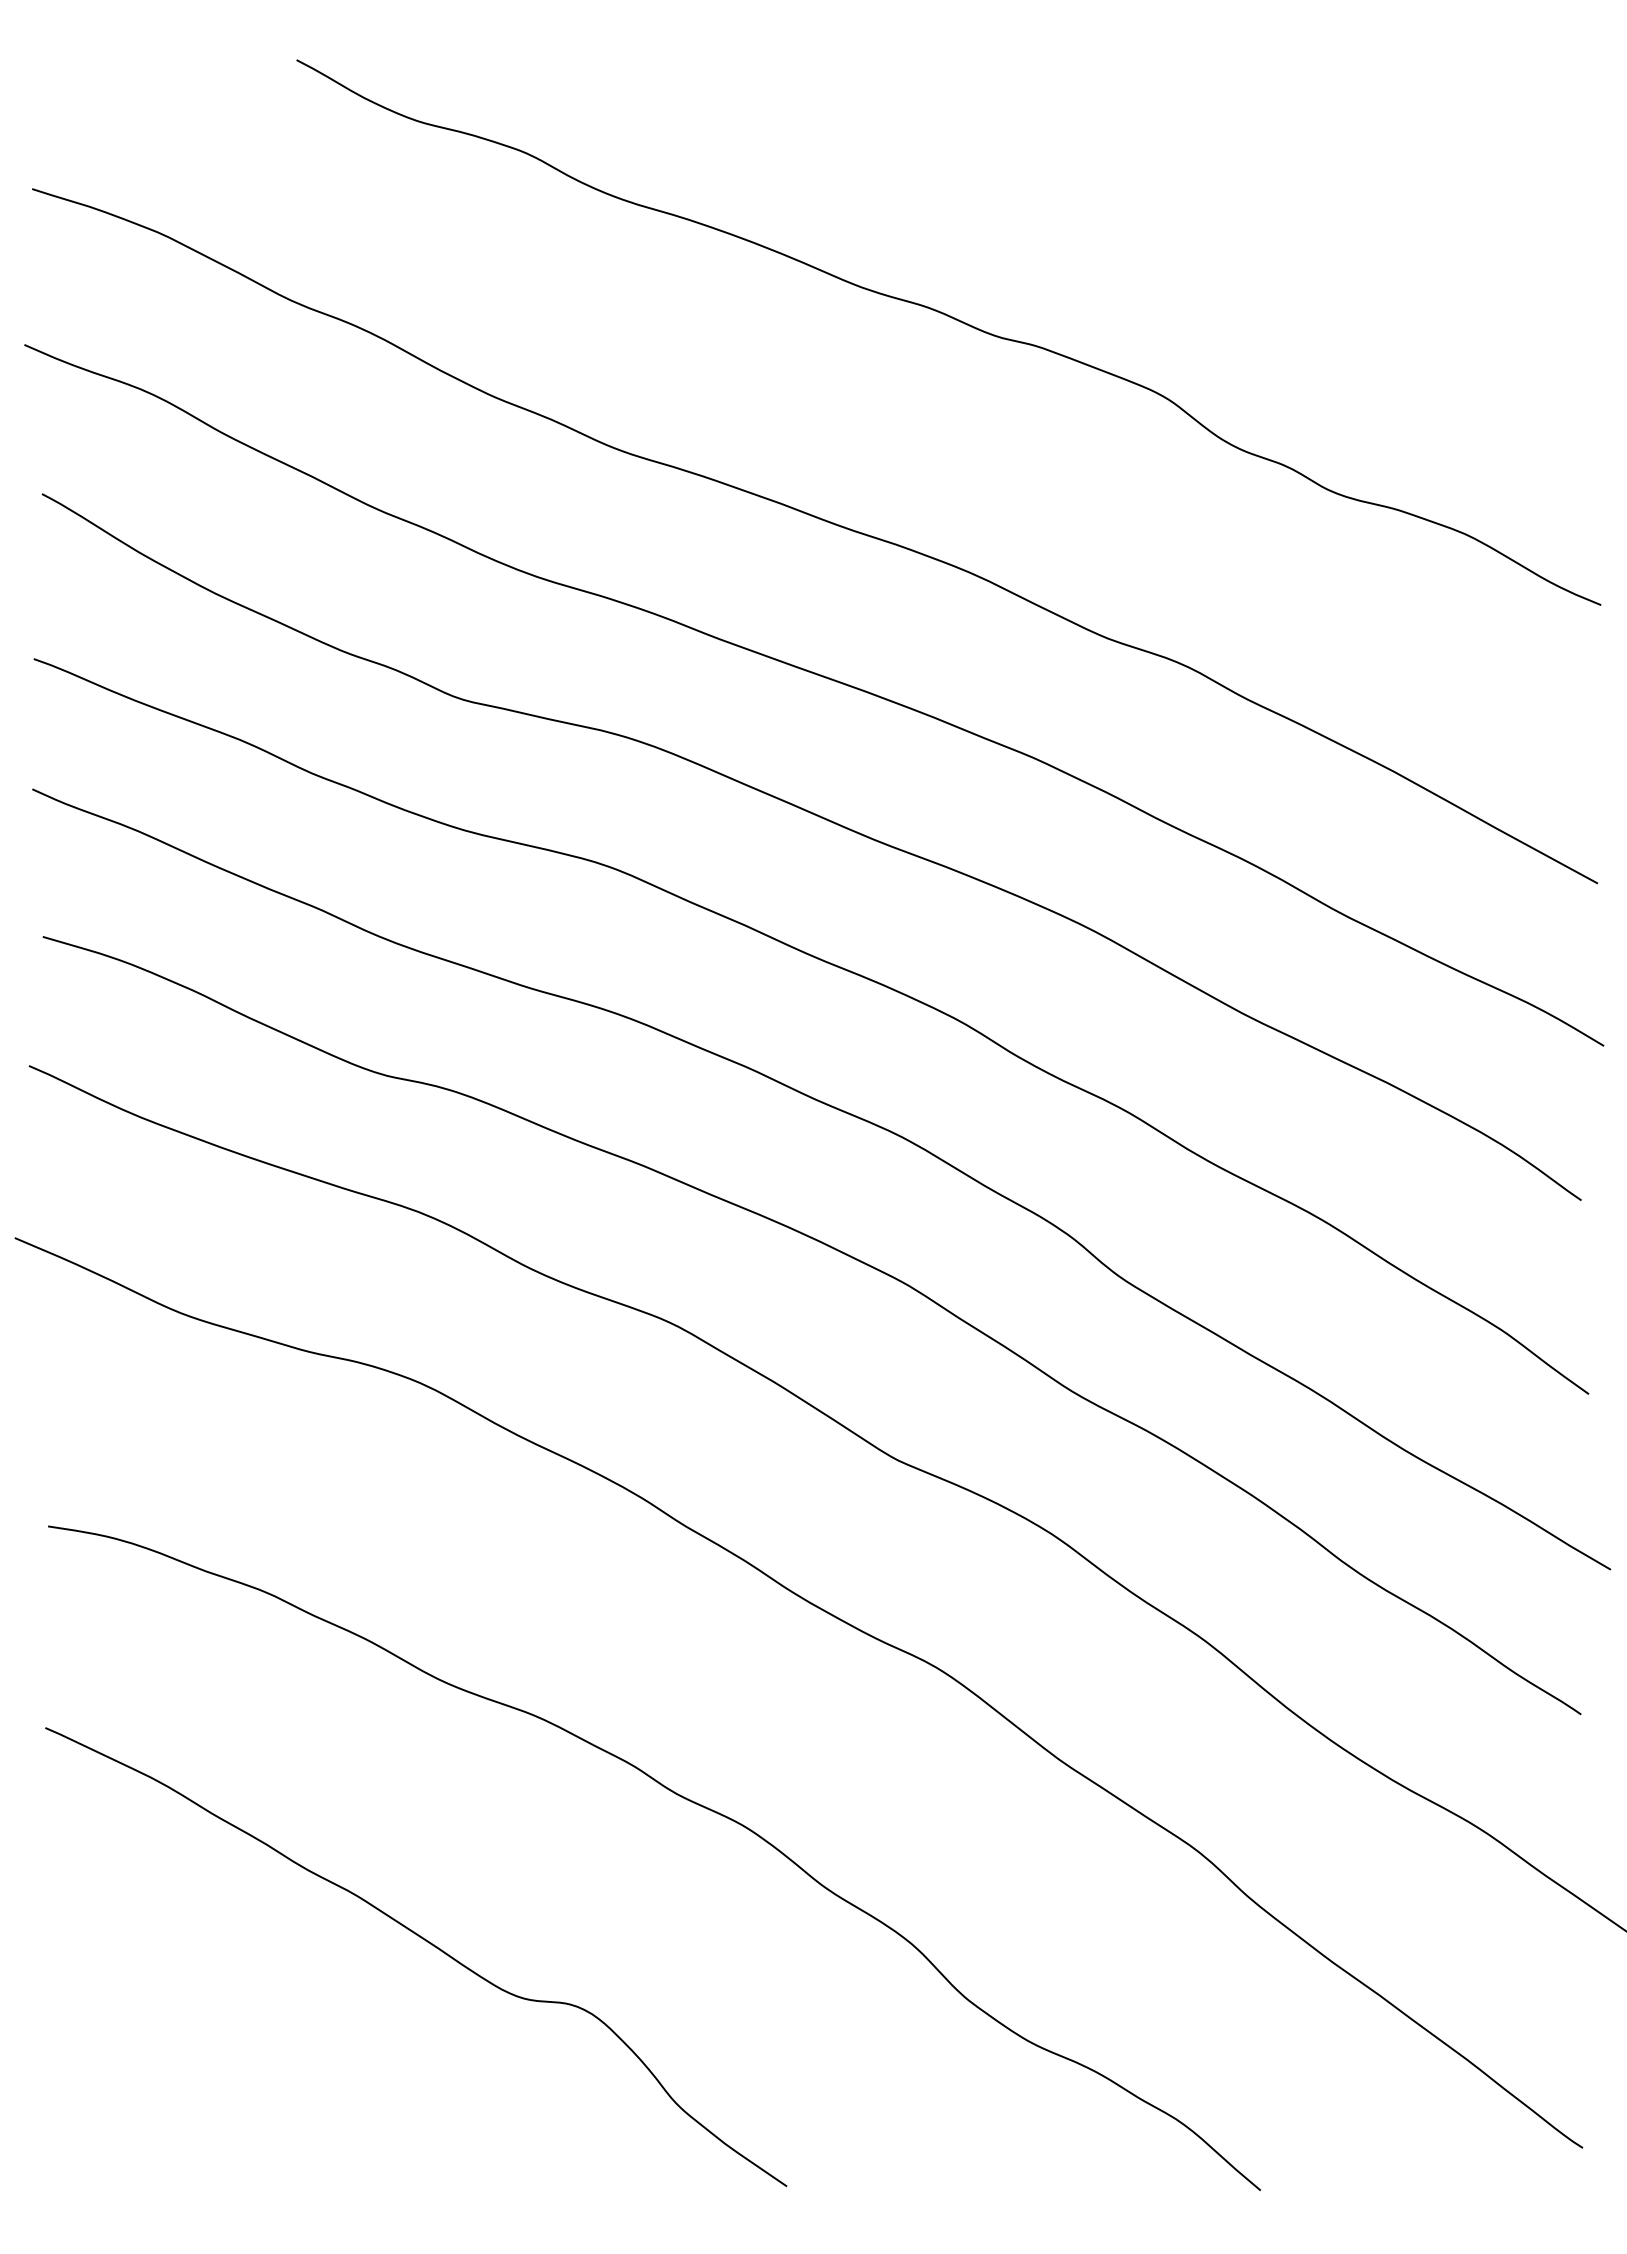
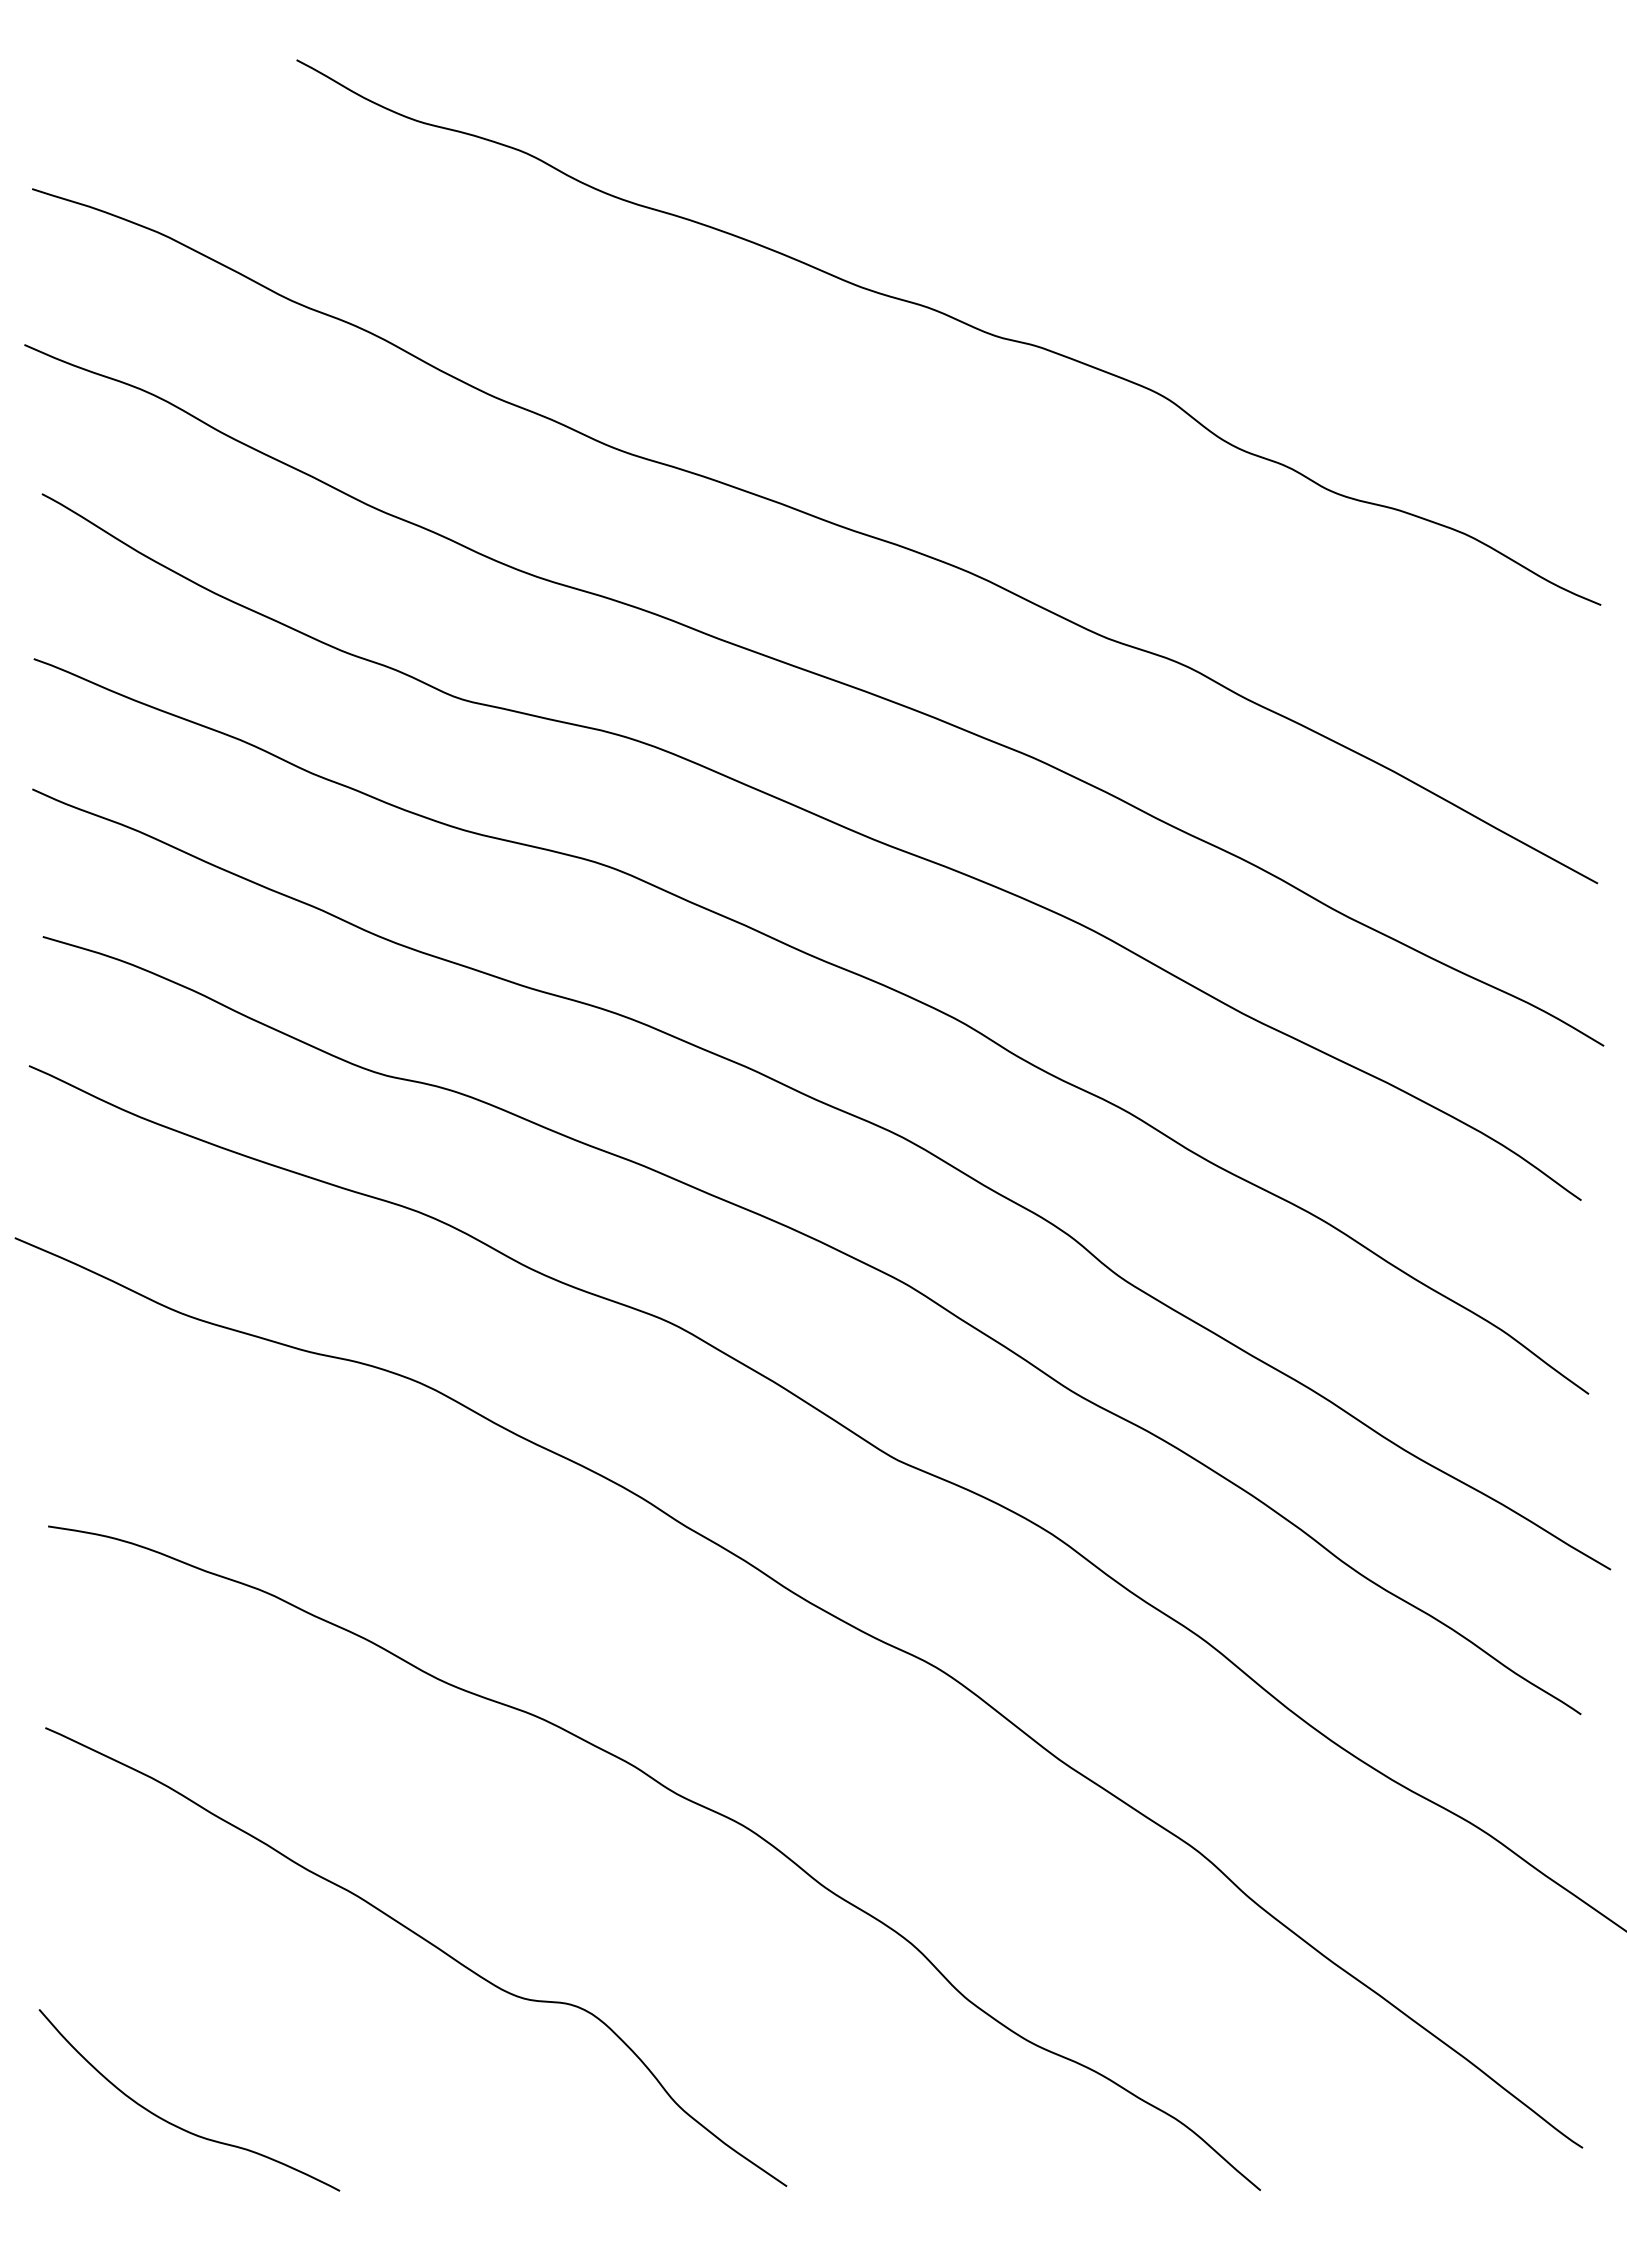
curve: none -> present (177, 2125)
